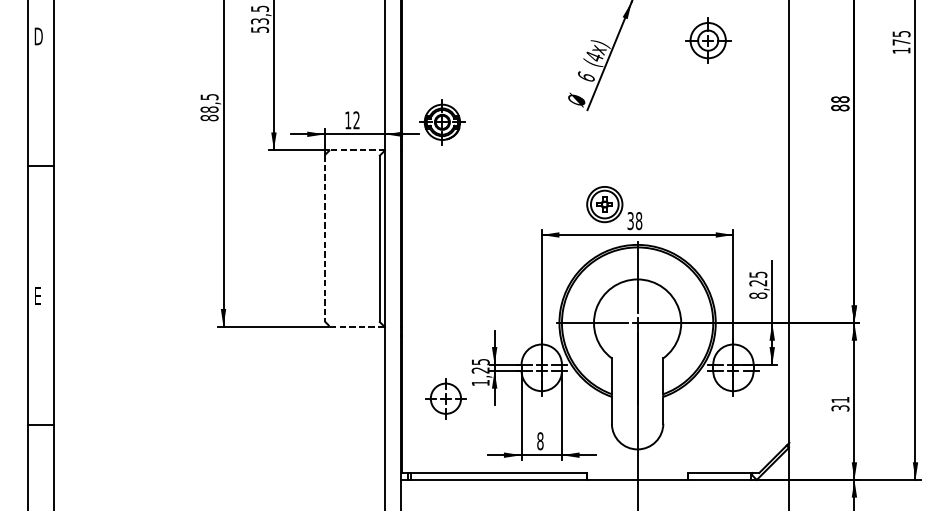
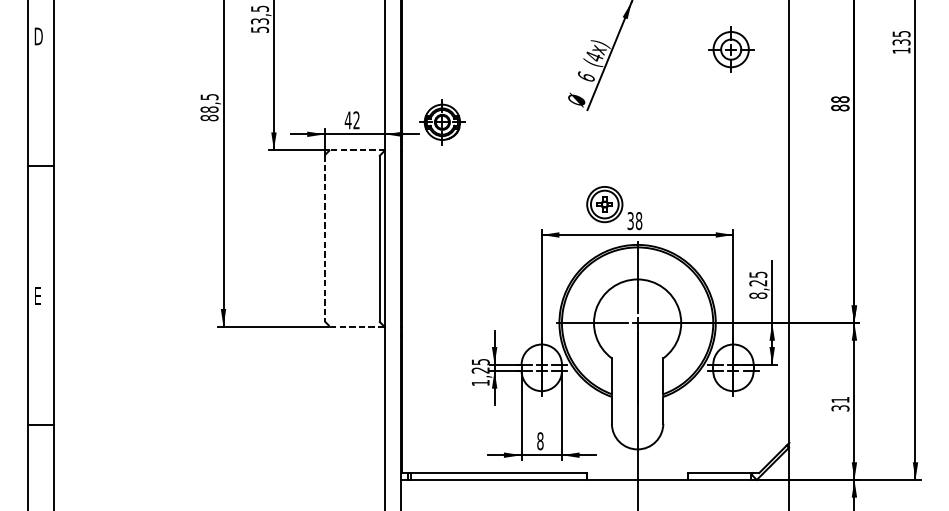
part position: (708, 40) -> (731, 49) (731, 49)
text: 175 -> 135 (901, 42)
text: 12 -> 42 (347, 120)
part: present -> none (445, 398)
